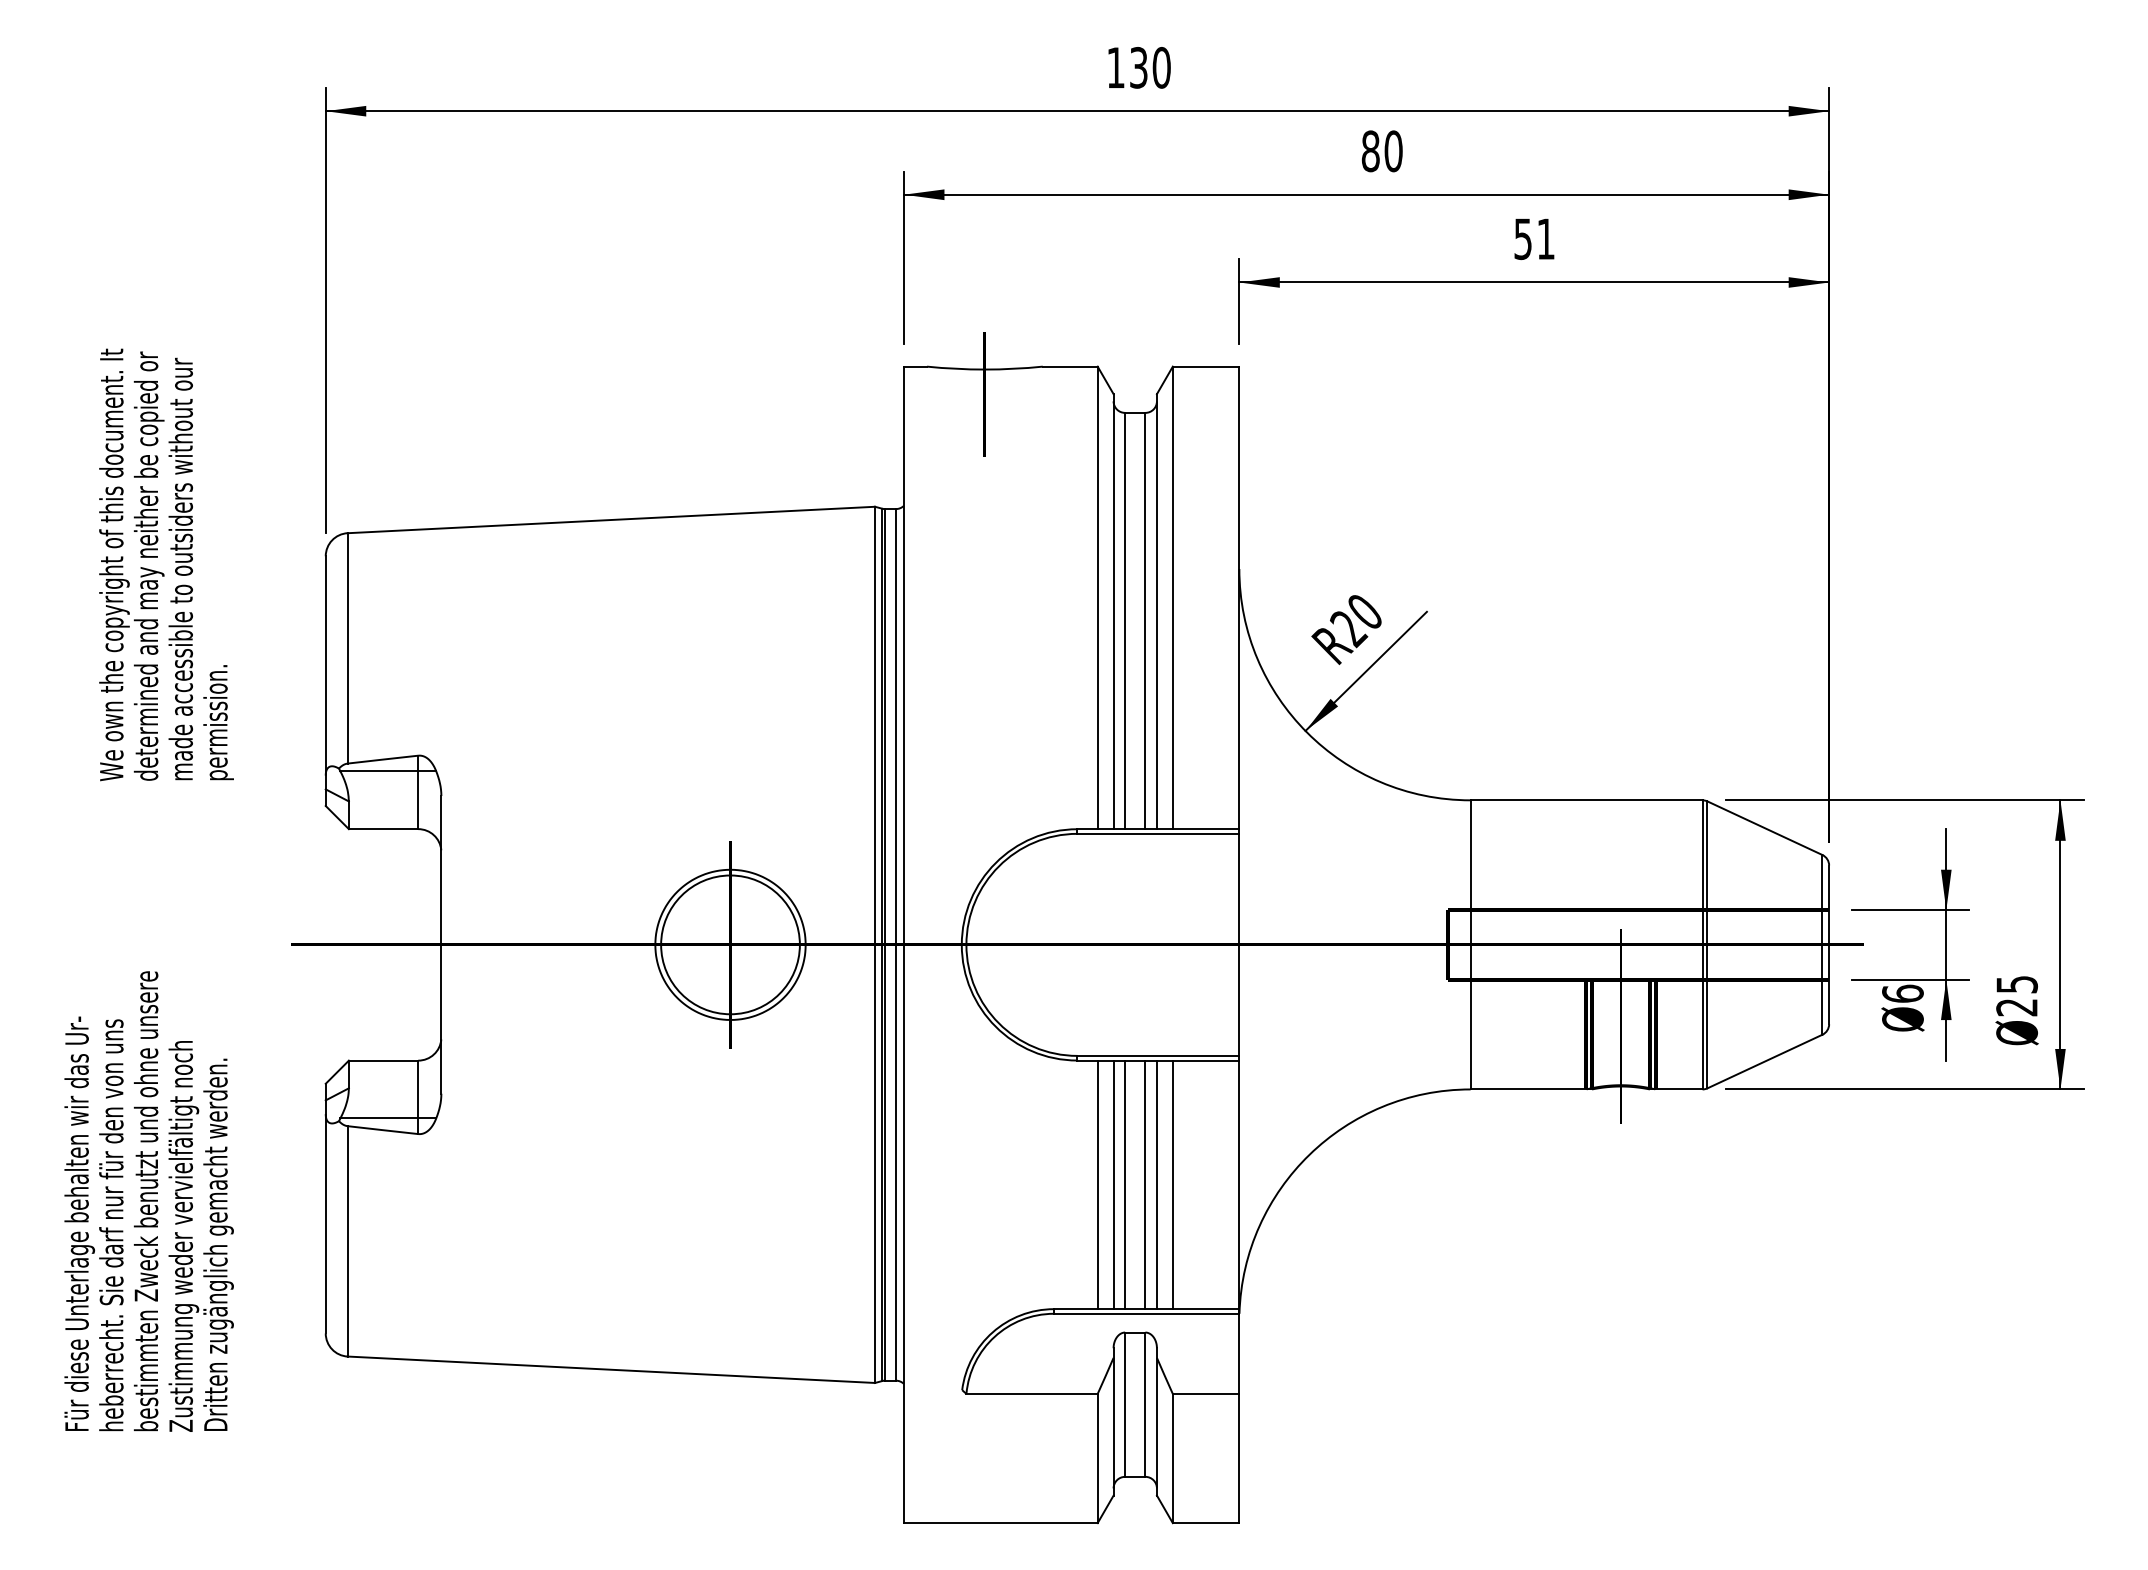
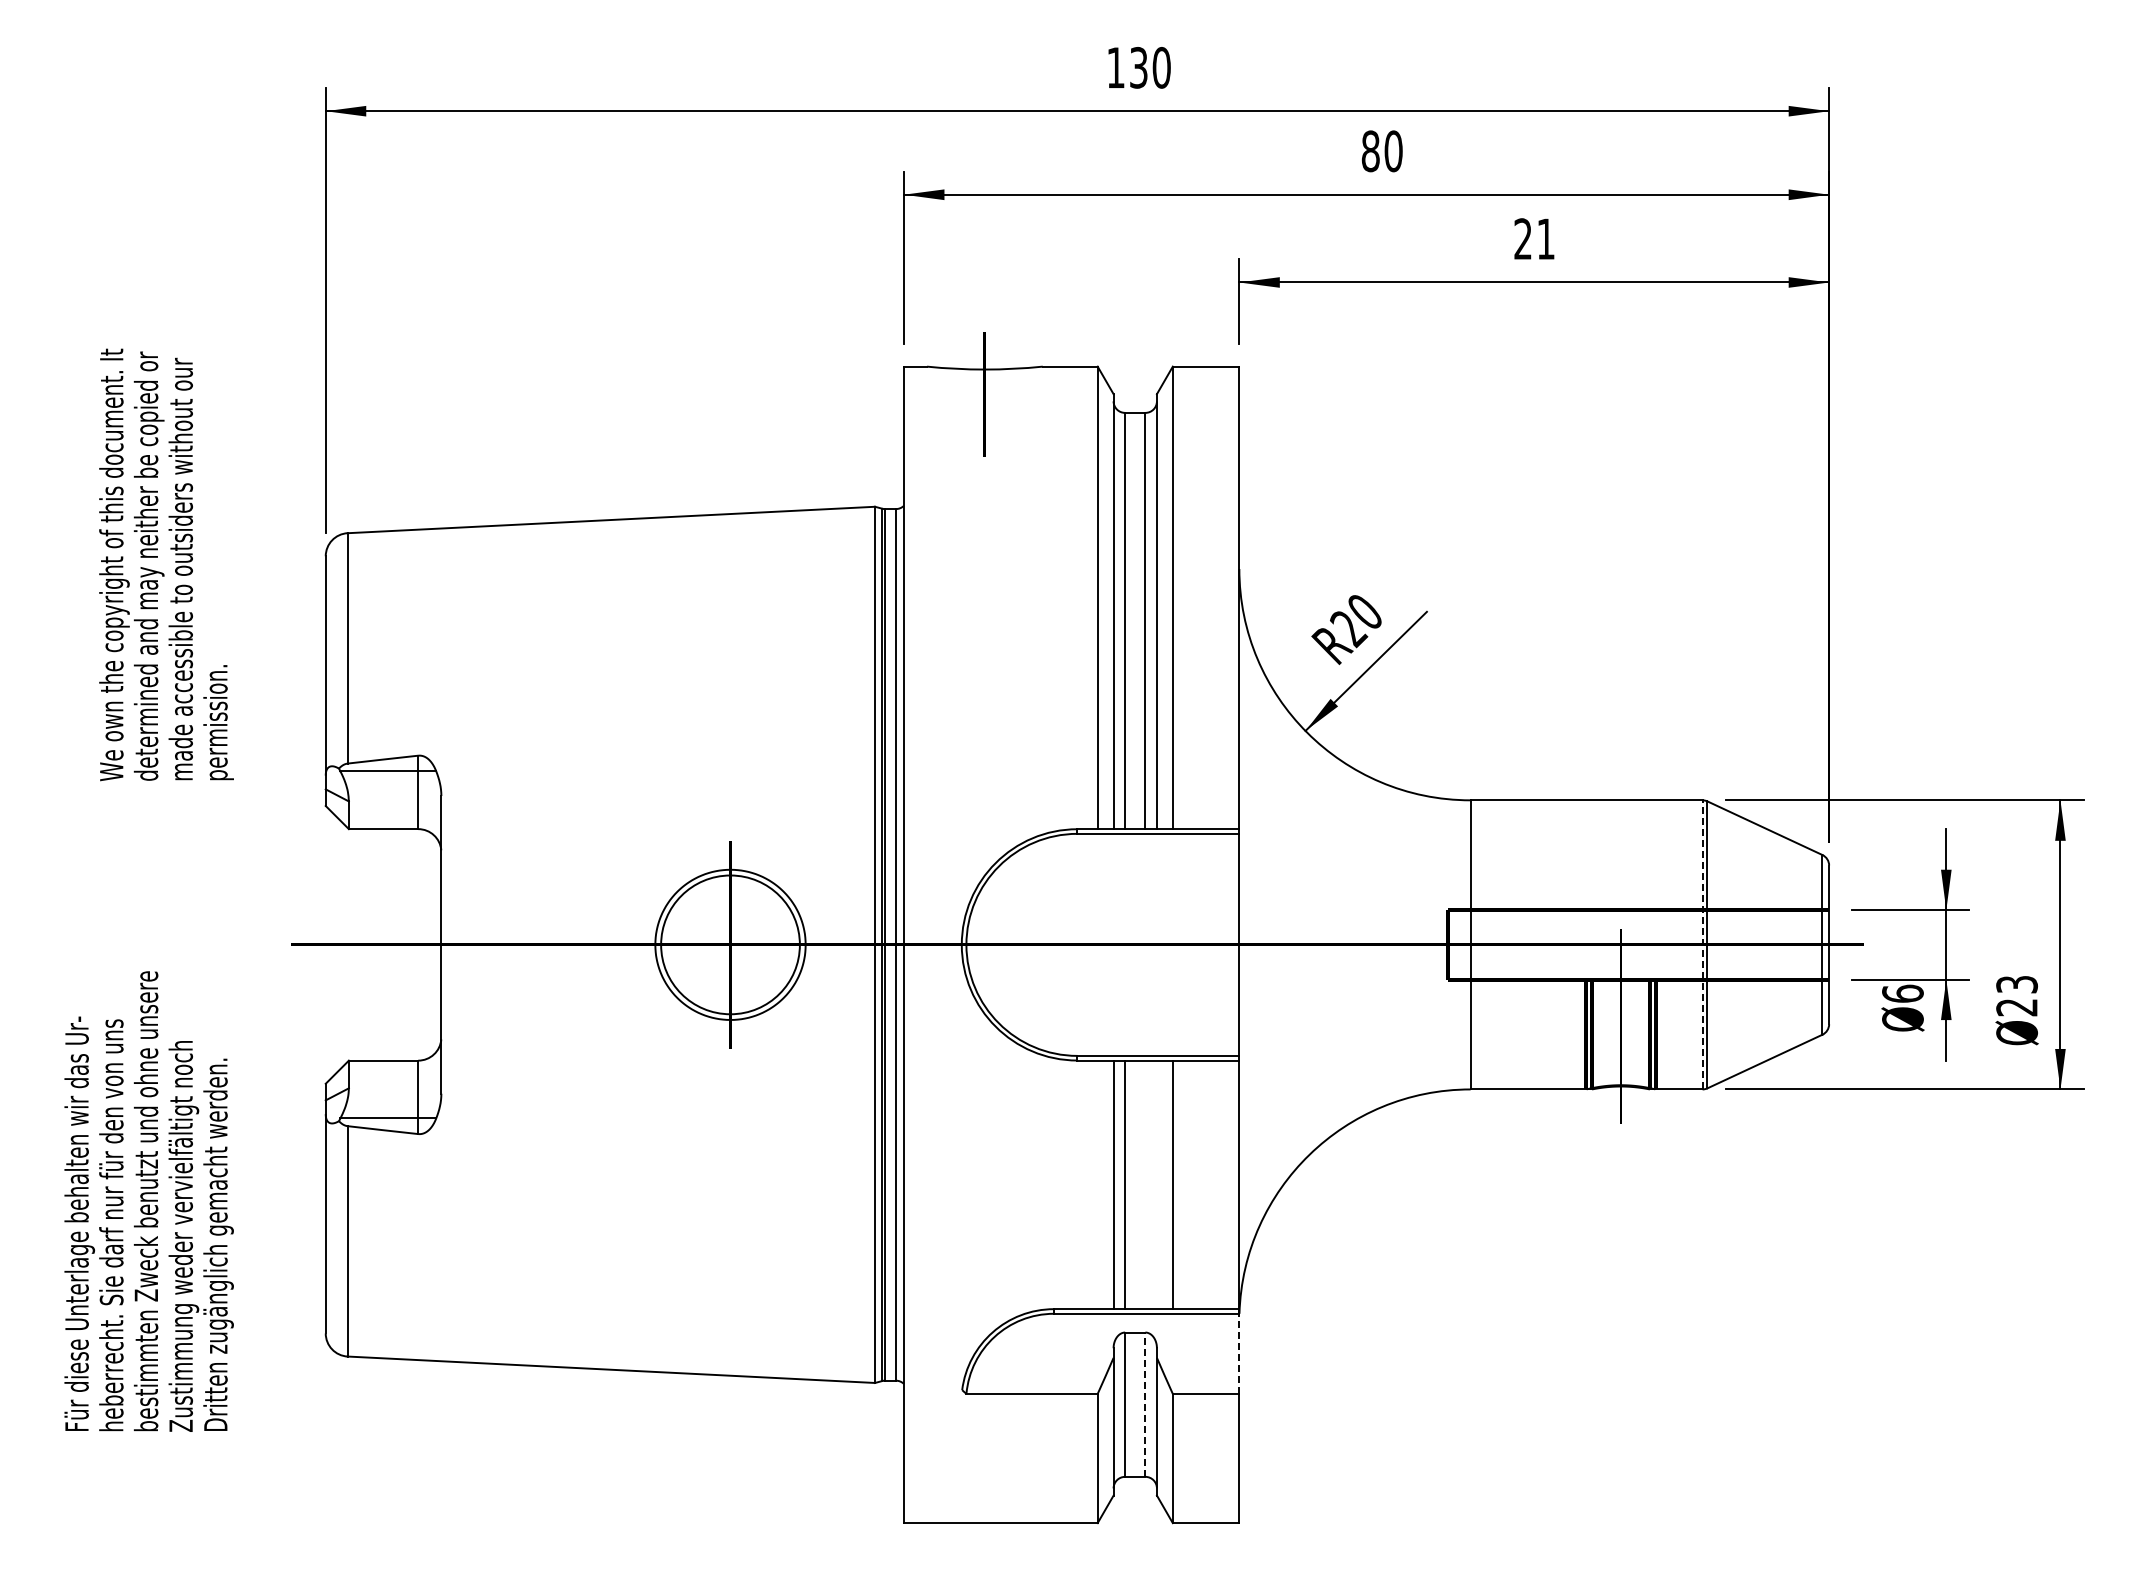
text: 51 -> 21 (1522, 239)
line: solid -> dashed (1702, 944)
text: 25 -> 23 (2016, 984)
line: present -> none (1097, 1184)
line: present -> none (1145, 1184)
line: present -> none (1156, 1184)
line: solid -> dashed (1239, 1351)
line: solid -> dashed (1145, 1404)
